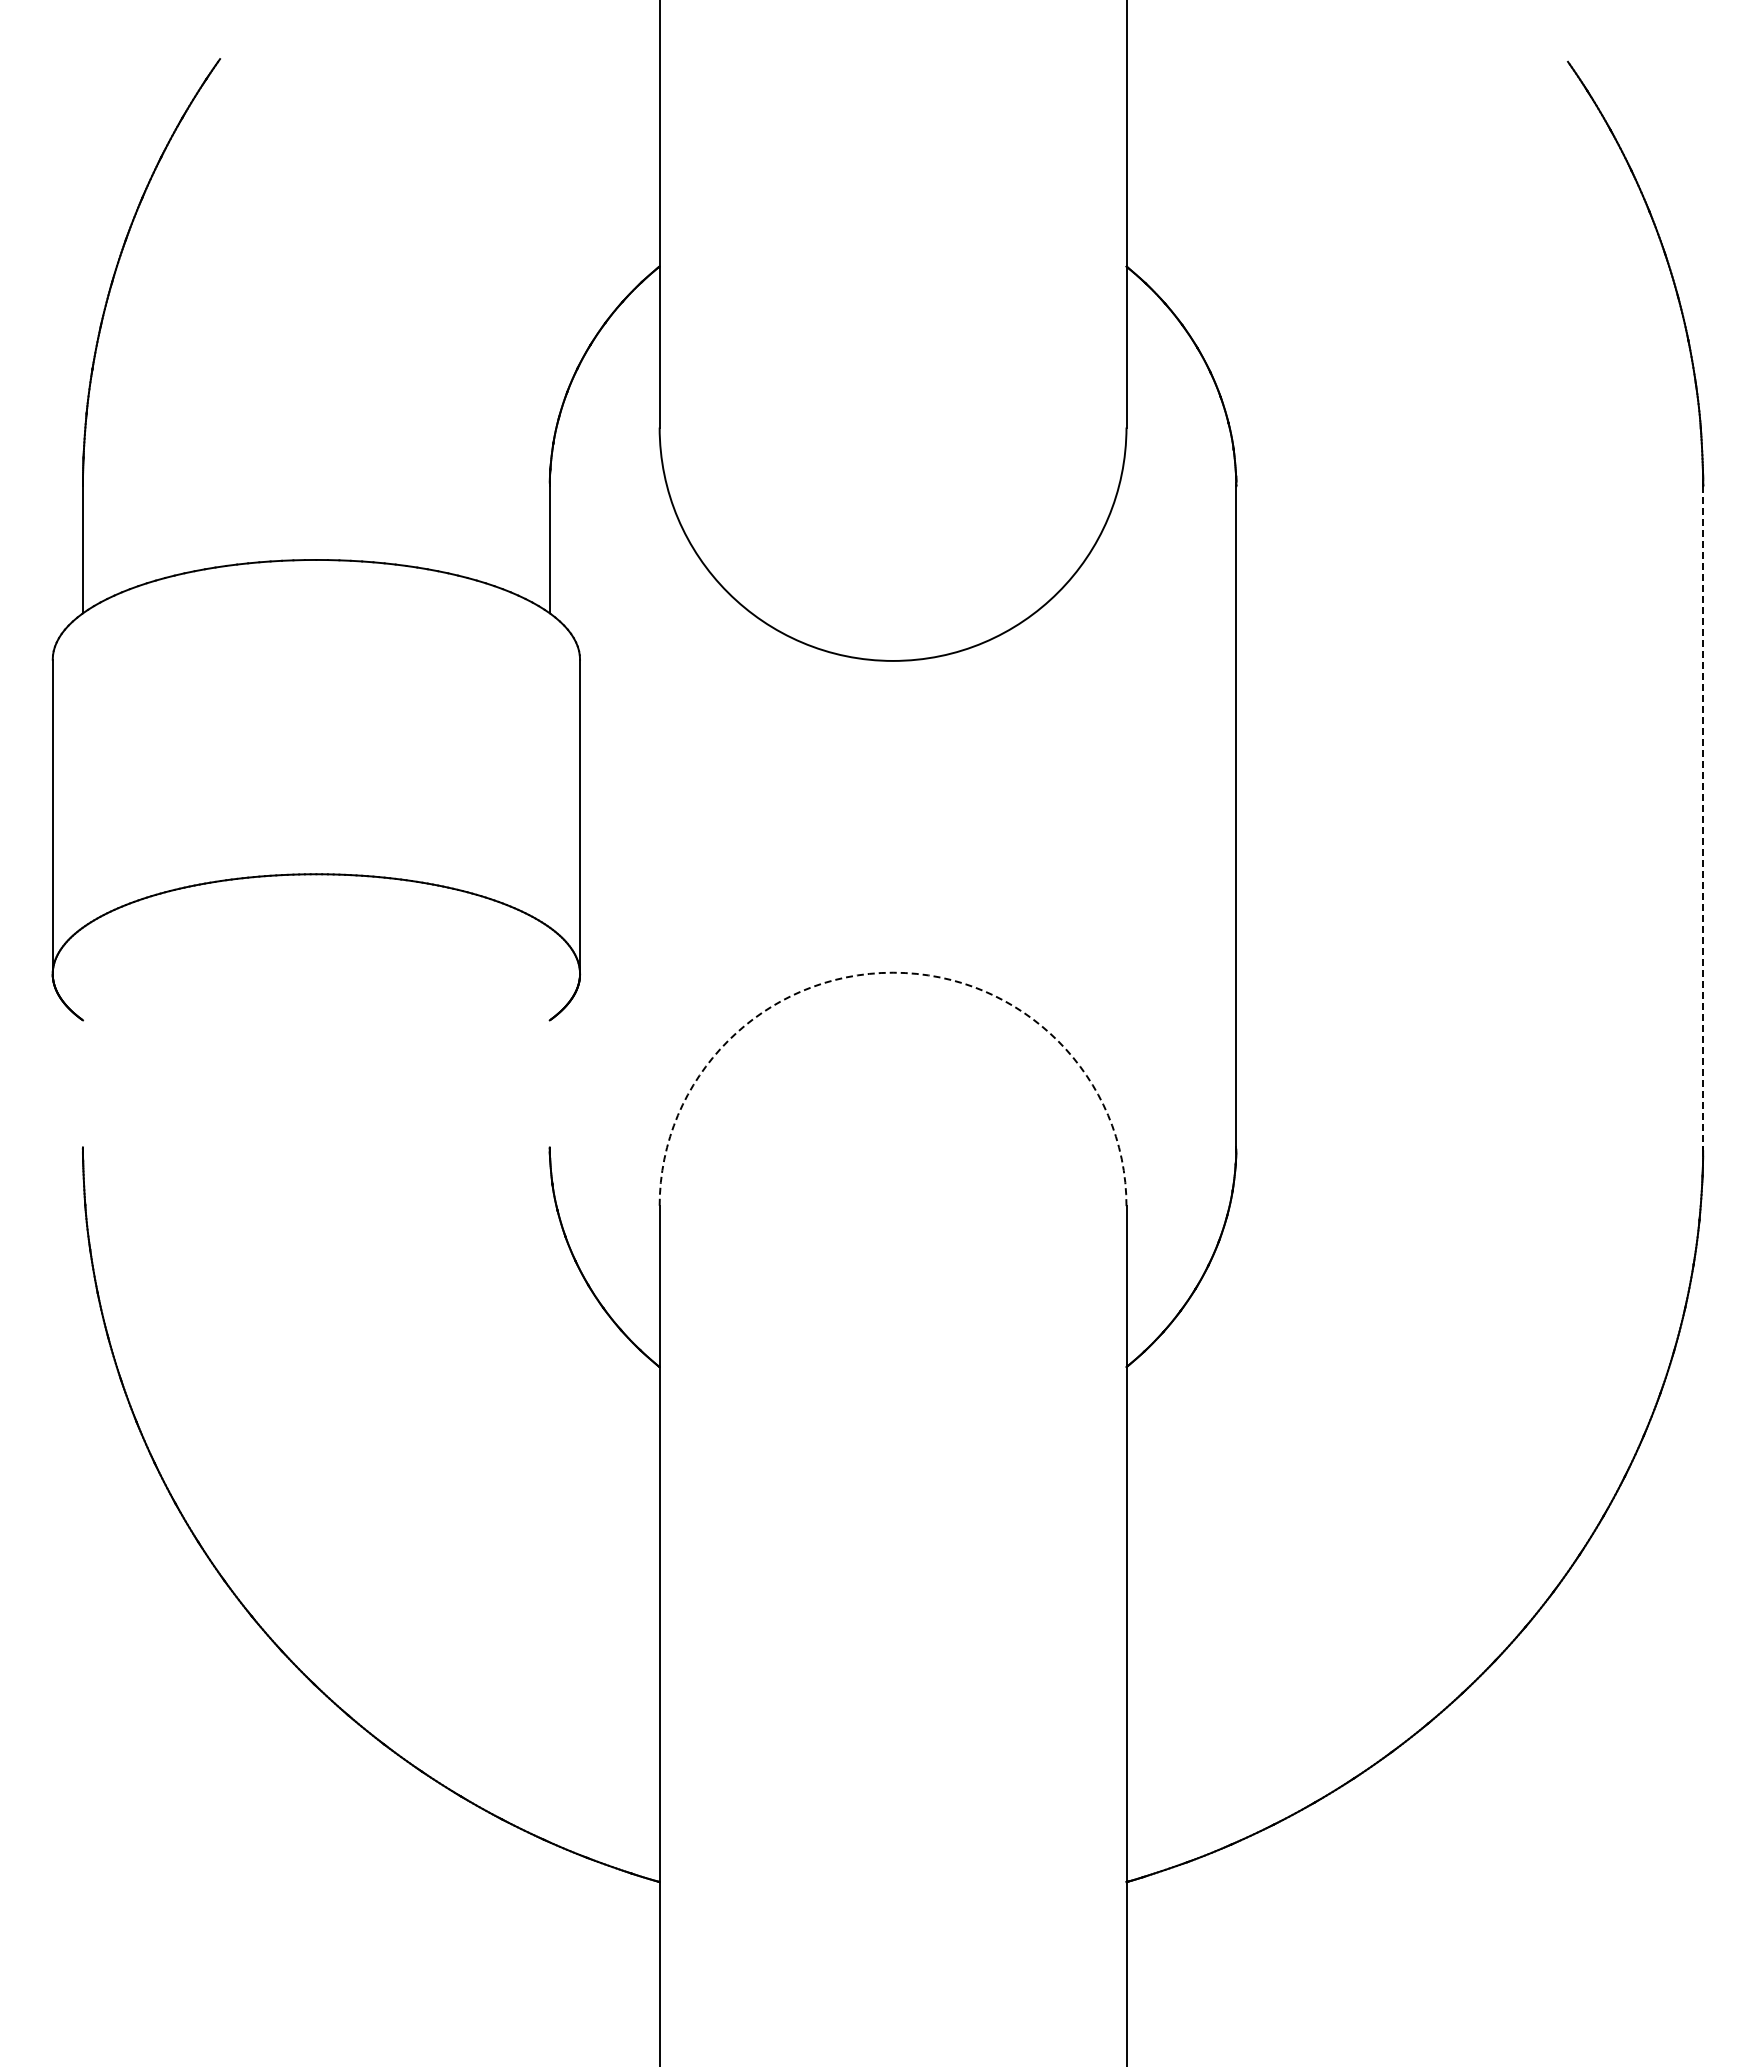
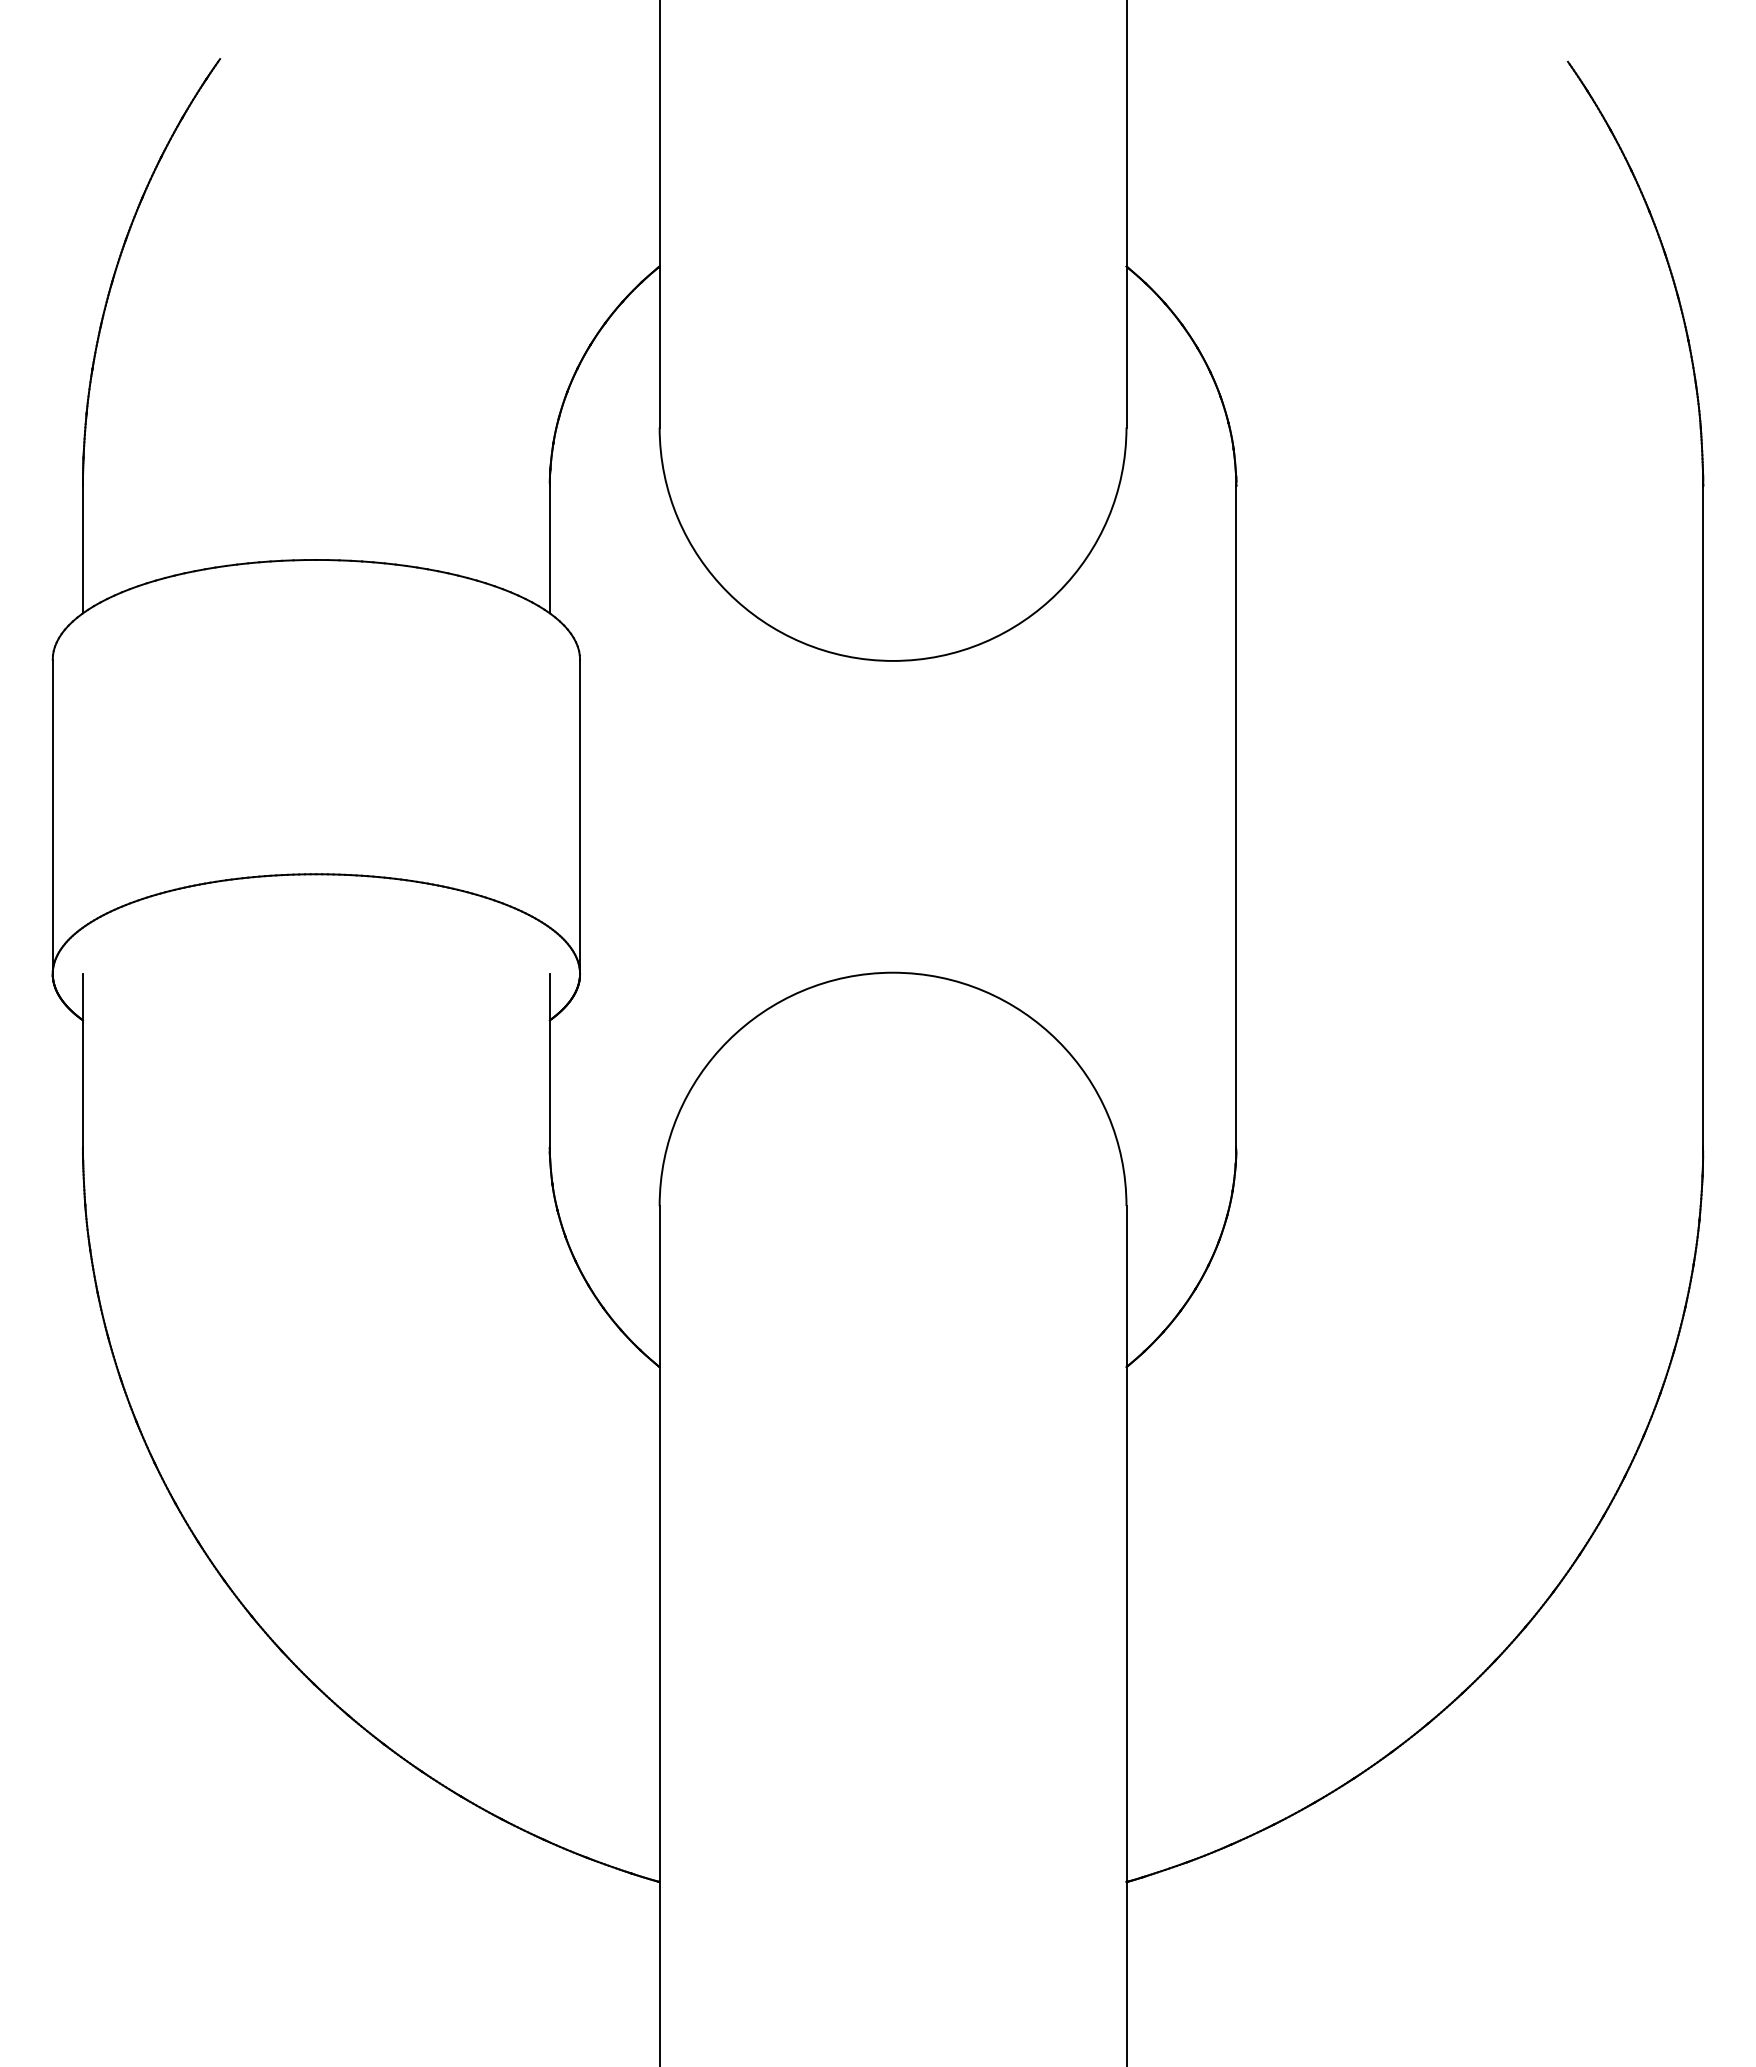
line: dashed -> solid (1703, 816)
arc: dashed -> solid (893, 972)
line: none -> present (82, 1060)
line: none -> present (549, 1060)
